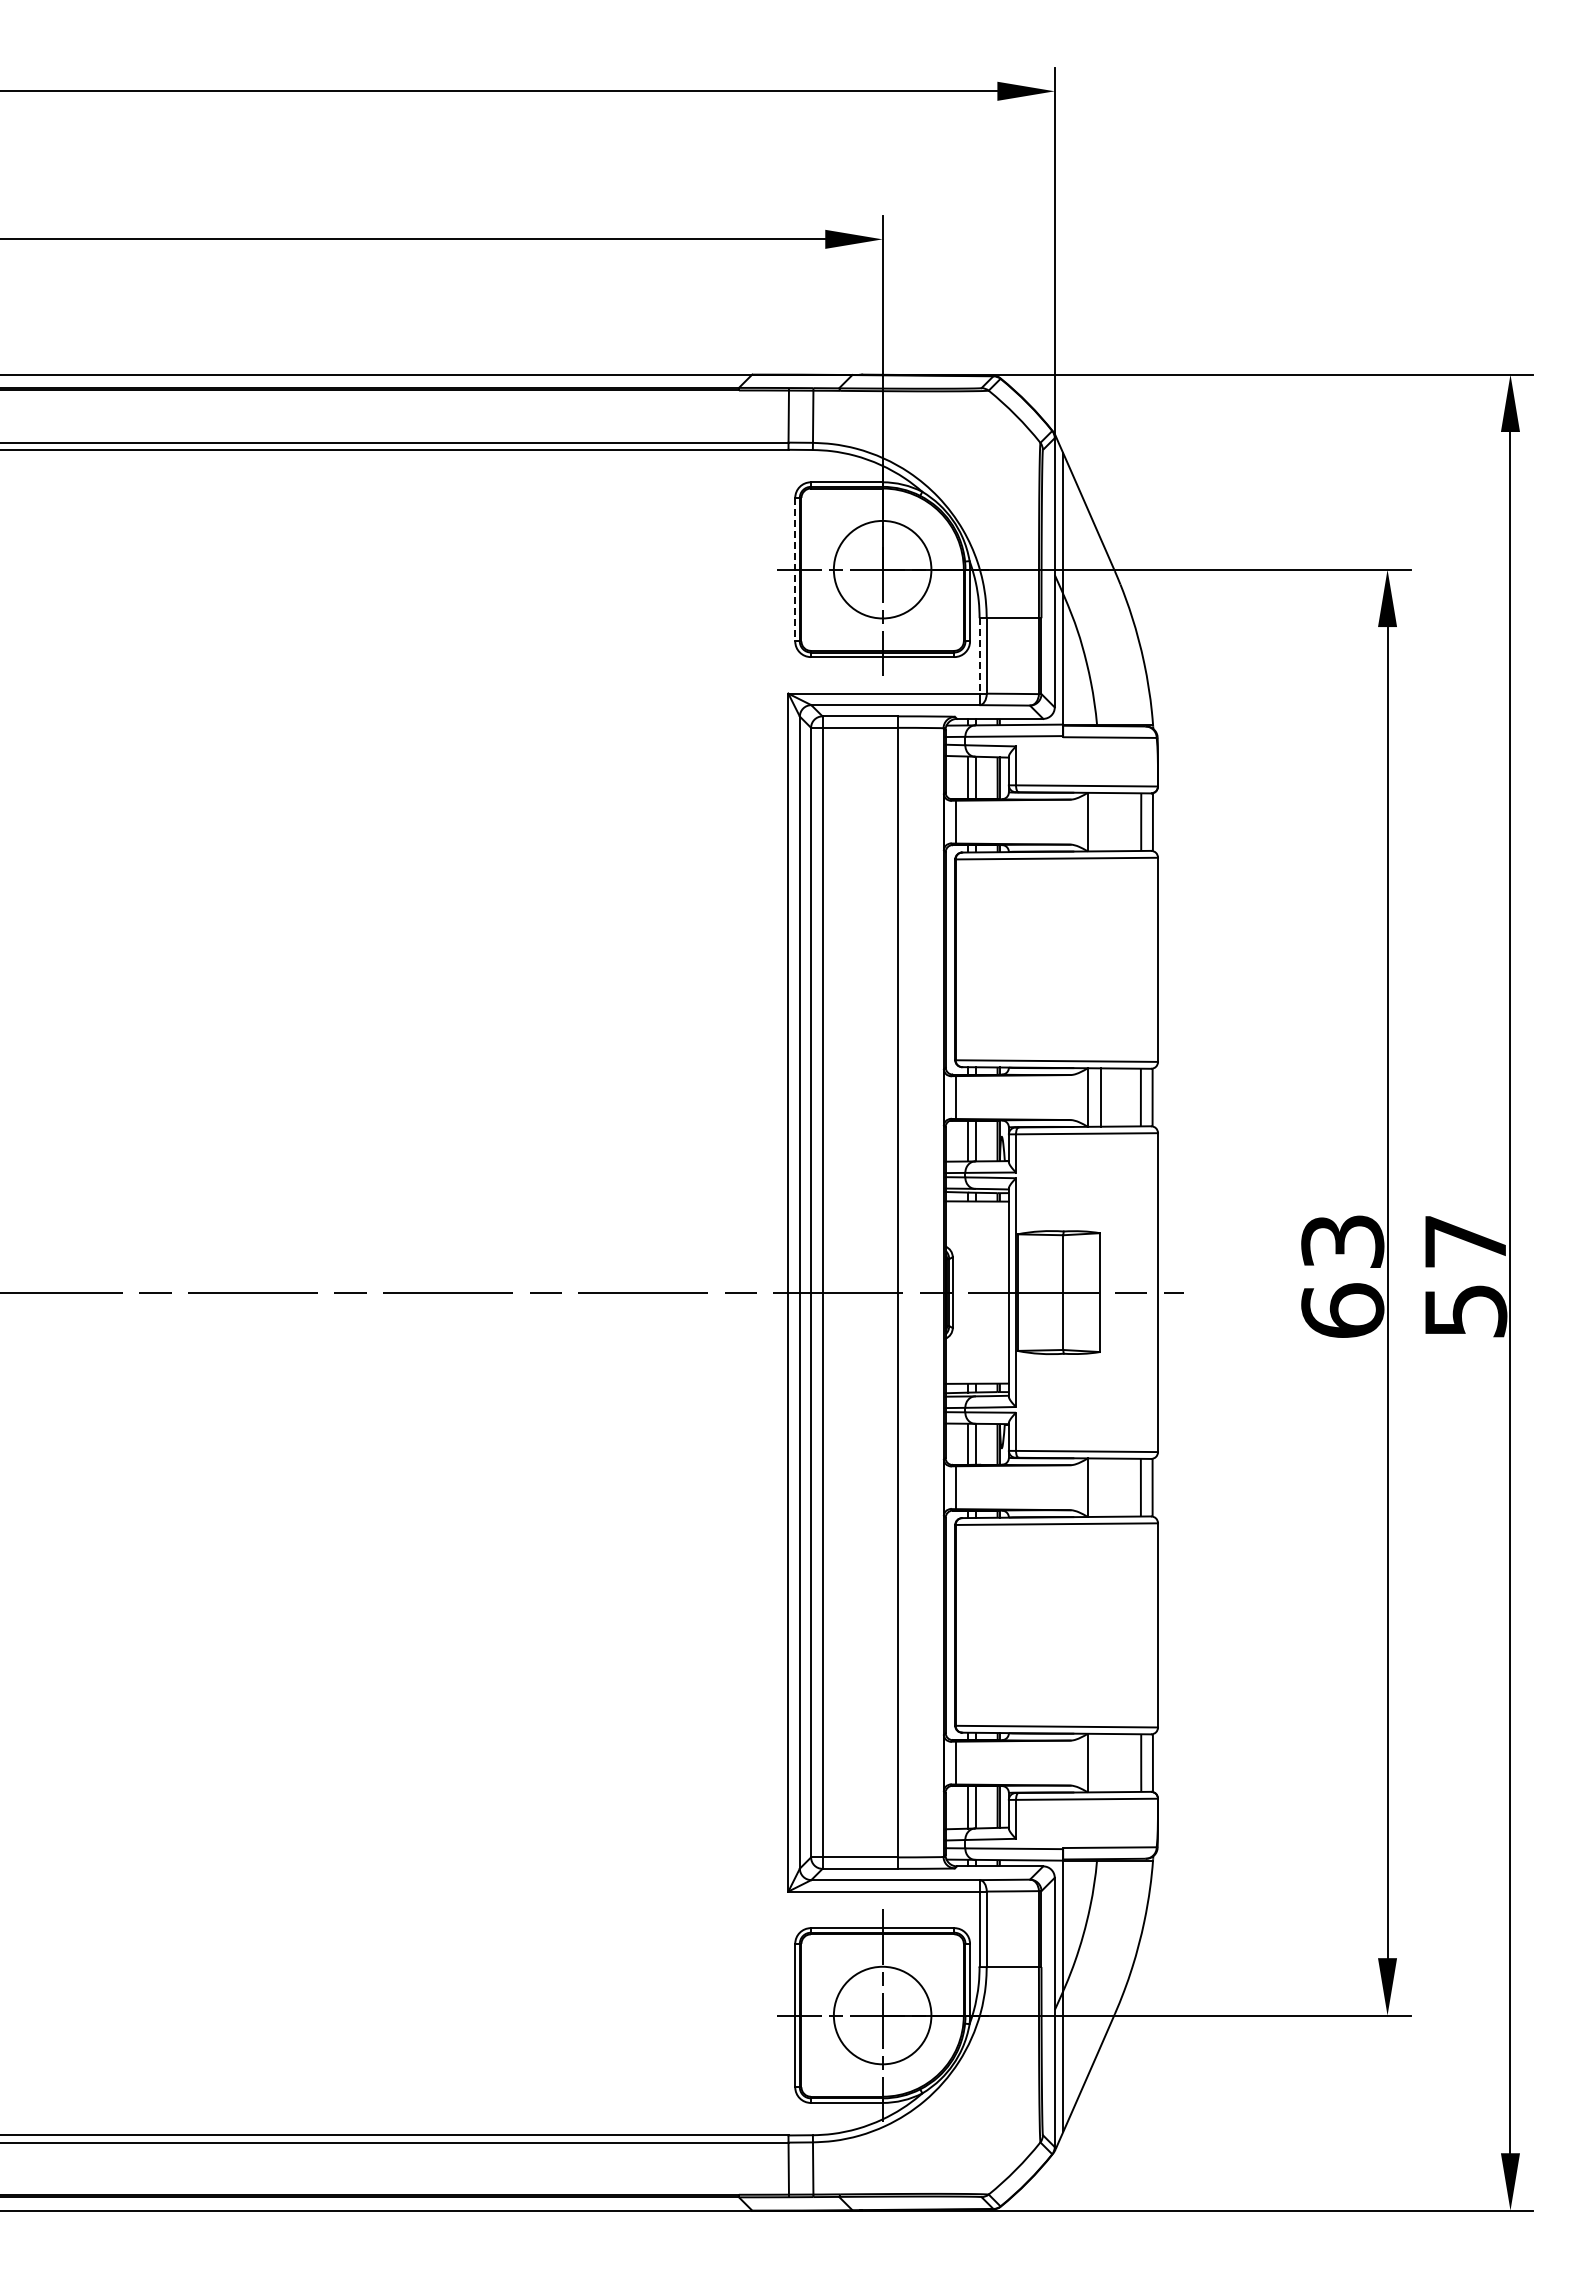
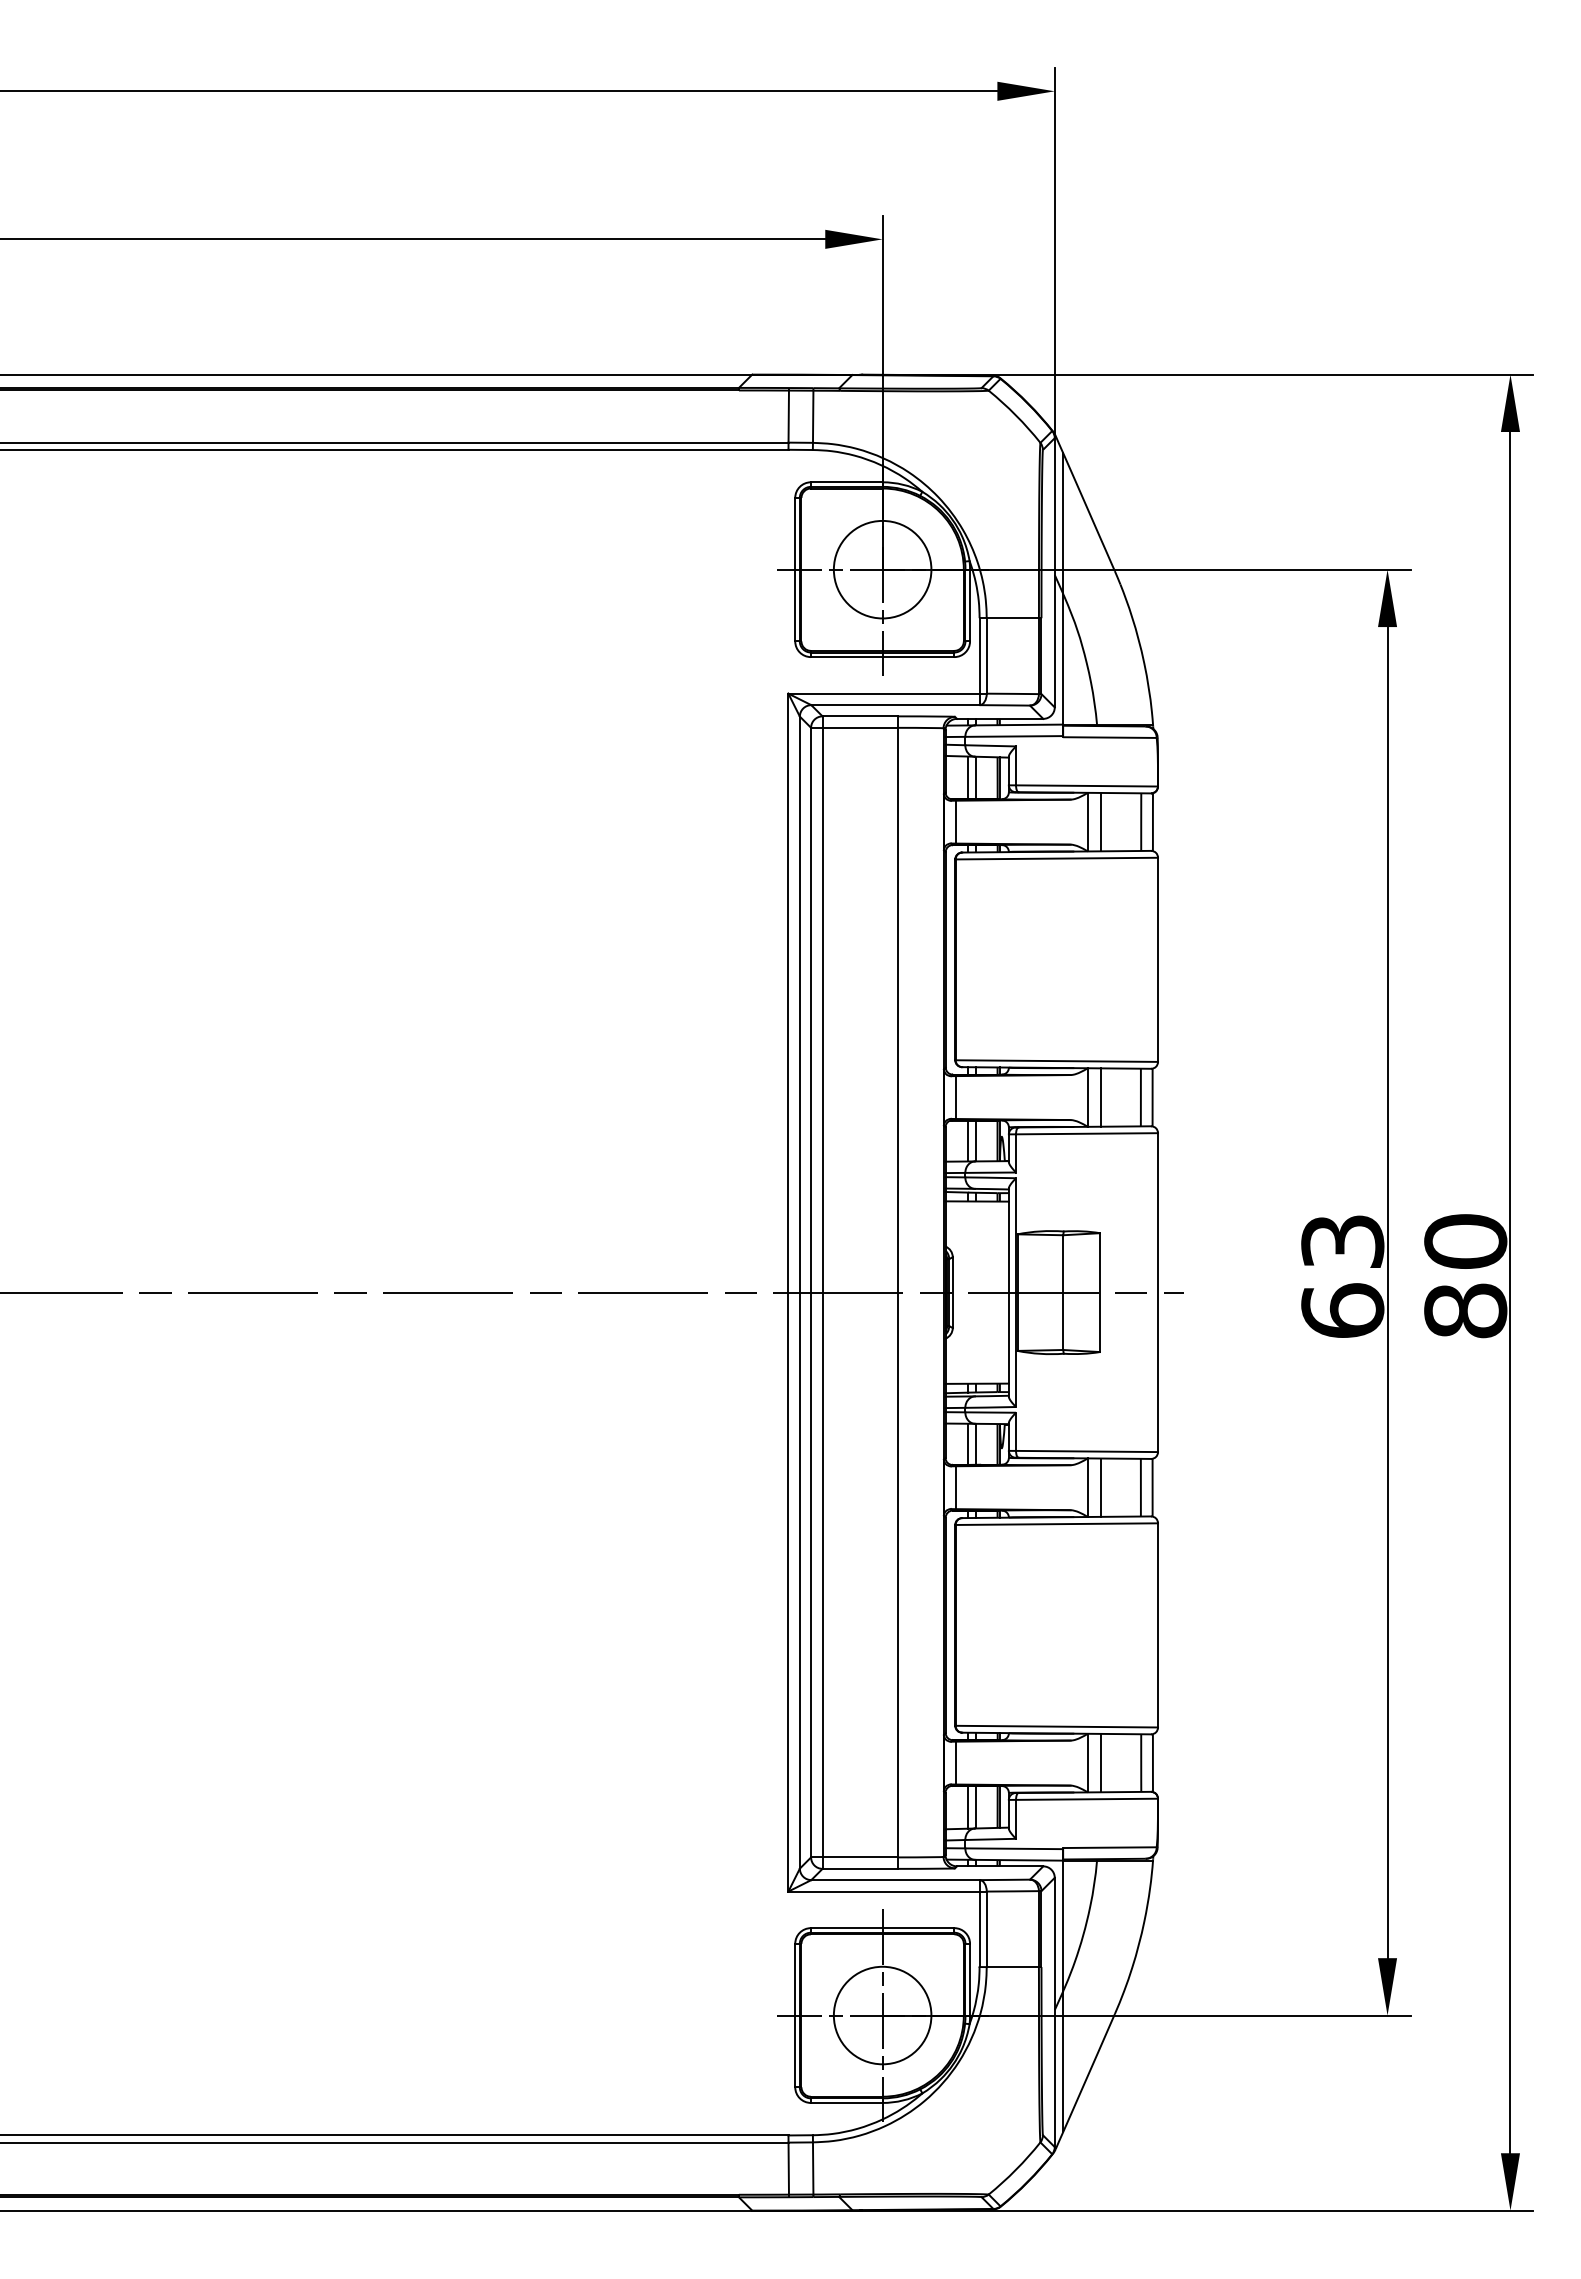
line: dashed -> solid (795, 569)
line: dashed -> solid (979, 655)
line: none -> present (1100, 821)
text: 57 -> 80 (1465, 1276)
line: none -> present (1100, 1487)
line: none -> present (1100, 1762)
